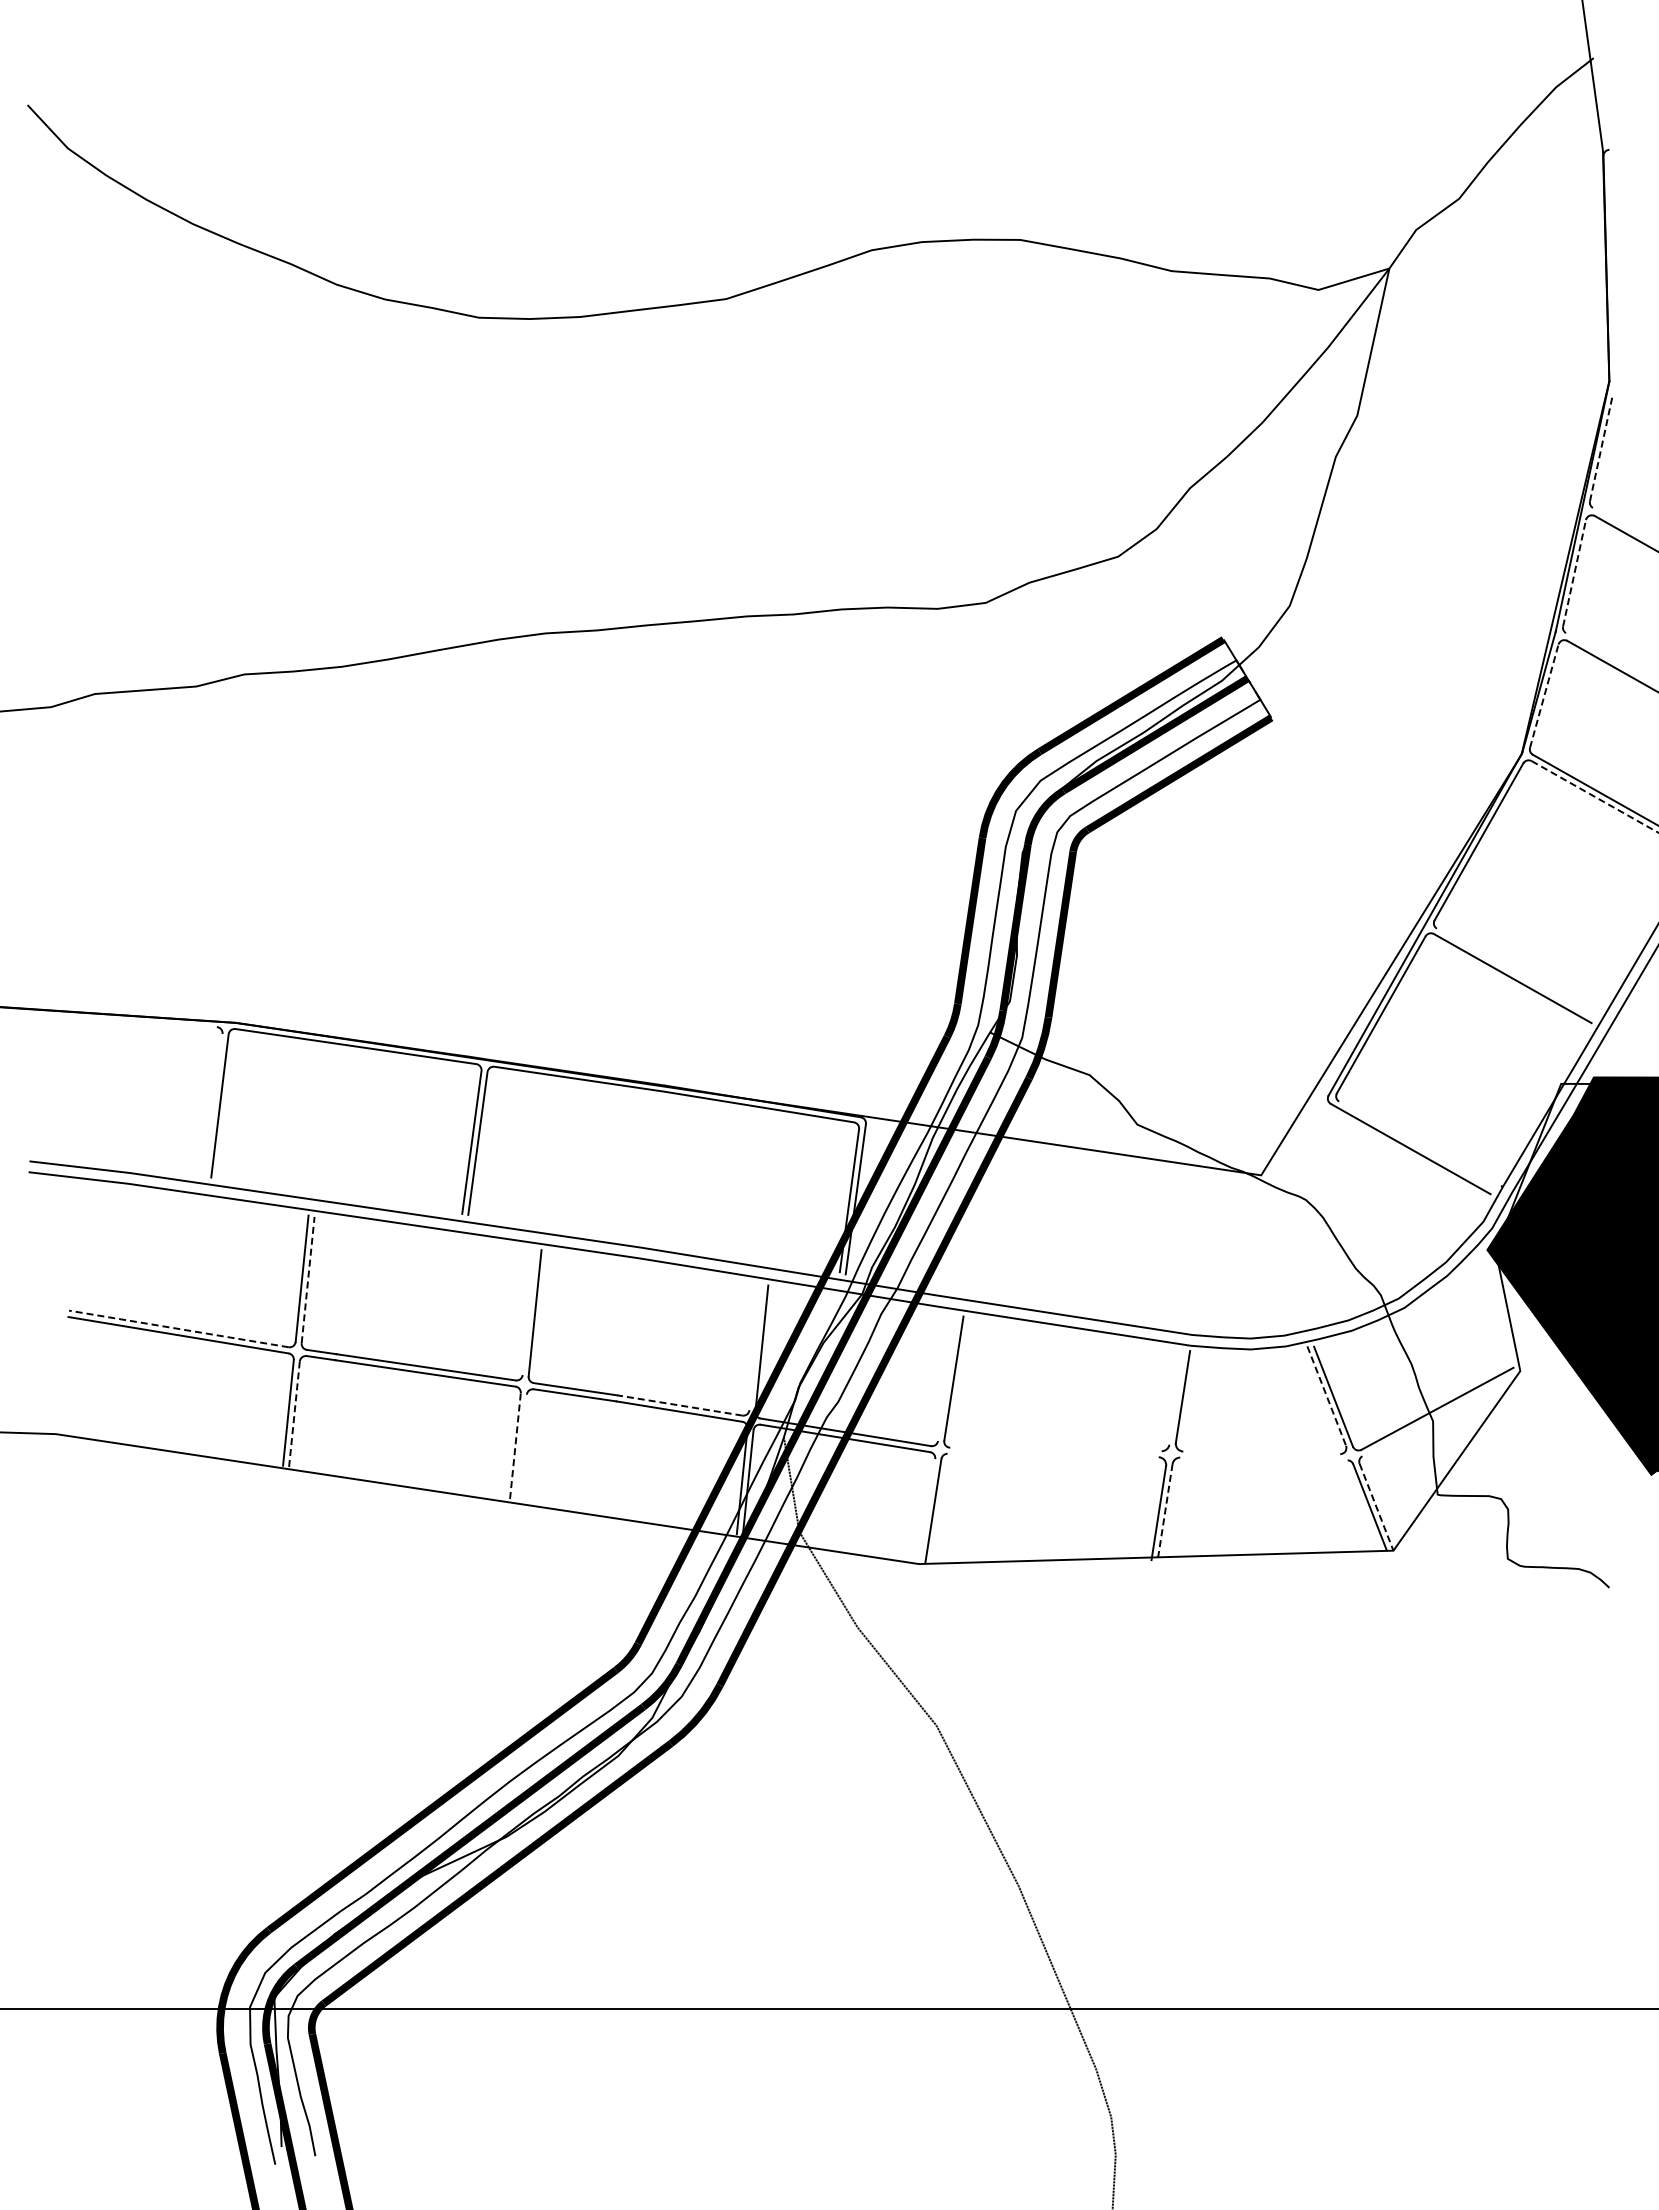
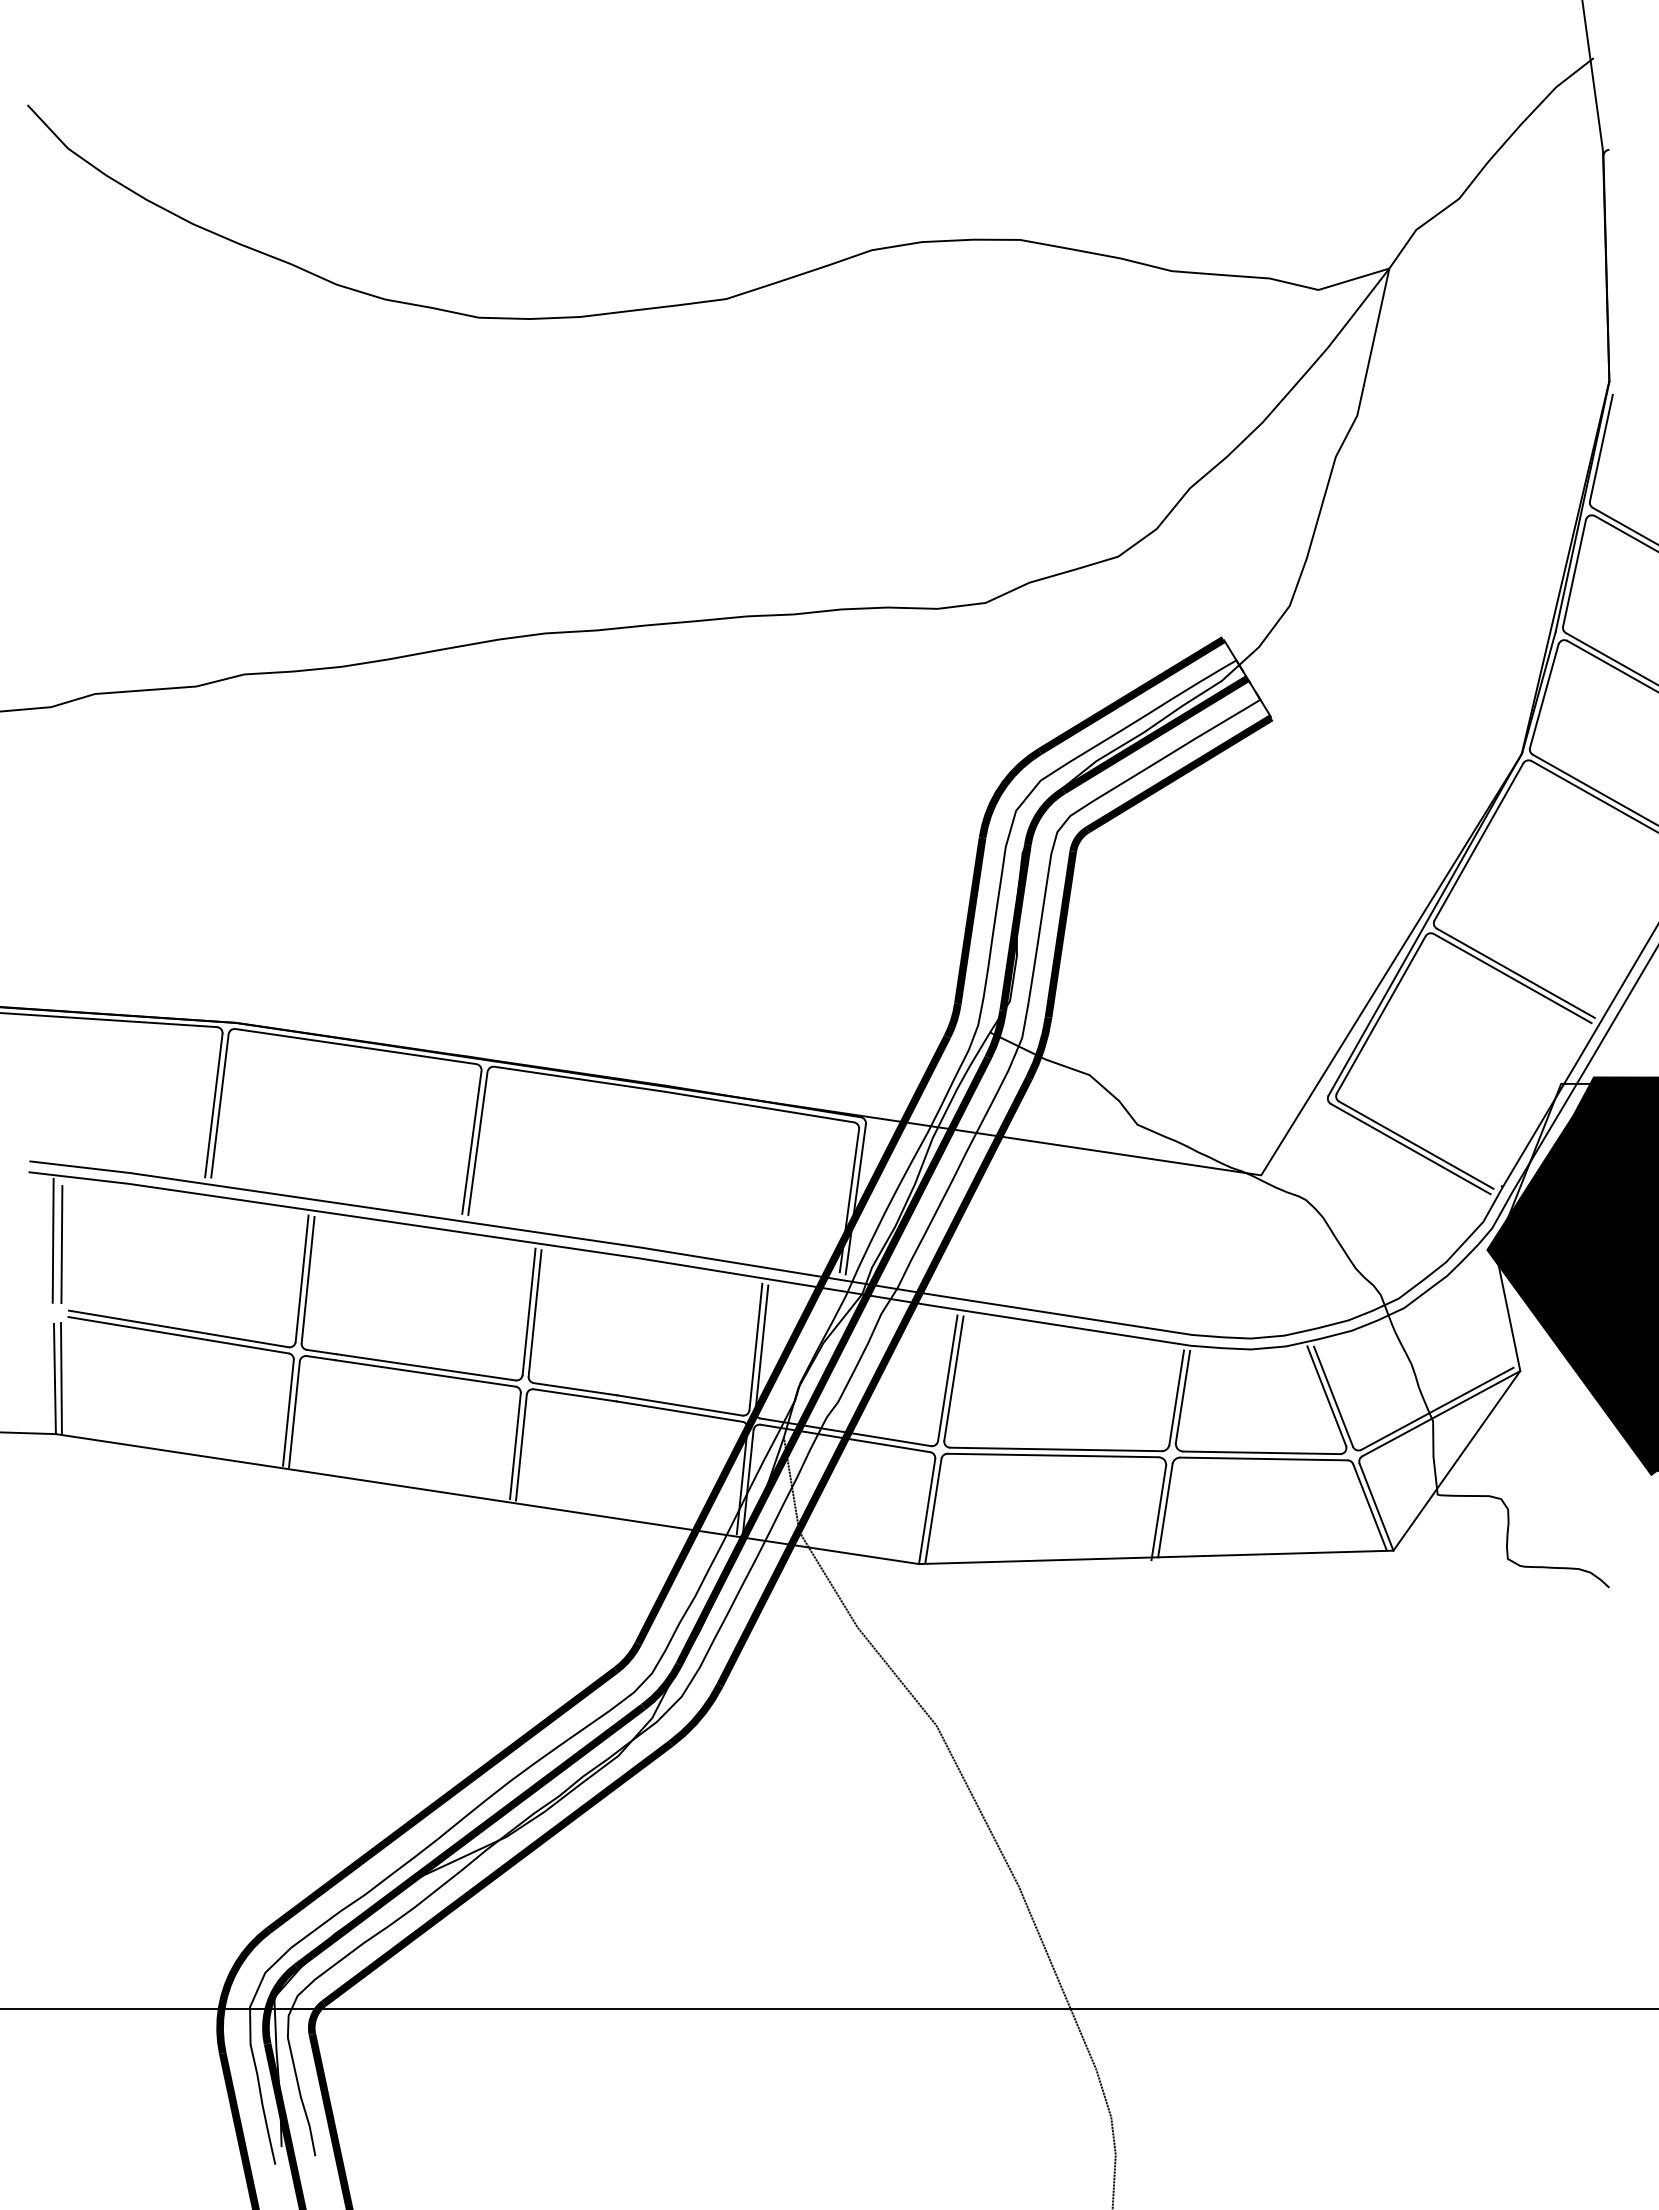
line: dashed -> solid (1601, 447)
line: none -> present (1623, 525)
line: dashed -> solid (1574, 572)
line: none -> present (1610, 658)
line: dashed -> solid (1544, 696)
line: dashed -> solid (1595, 796)
line: none -> present (1515, 972)
line: none -> present (109, 1020)
line: none -> present (213, 1105)
line: none -> present (1416, 1144)
line: none -> present (52, 1240)
line: none -> present (61, 1244)
line: dashed -> solid (308, 1279)
line: none -> present (528, 1311)
line: dashed -> solid (178, 1328)
line: none -> present (755, 1346)
line: none -> present (54, 1378)
line: none -> present (947, 1378)
line: none -> present (61, 1379)
line: dashed -> solid (1326, 1396)
line: none -> present (1176, 1397)
line: dashed -> solid (679, 1405)
line: none -> present (1441, 1413)
line: dashed -> solid (294, 1414)
line: dashed -> solid (515, 1445)
line: none -> present (521, 1447)
line: none -> present (1055, 1449)
line: none -> present (1261, 1452)
line: none -> present (1052, 1455)
line: none -> present (1263, 1458)
line: dashed -> solid (1376, 1507)
line: none -> present (927, 1511)
line: dashed -> solid (1165, 1511)
